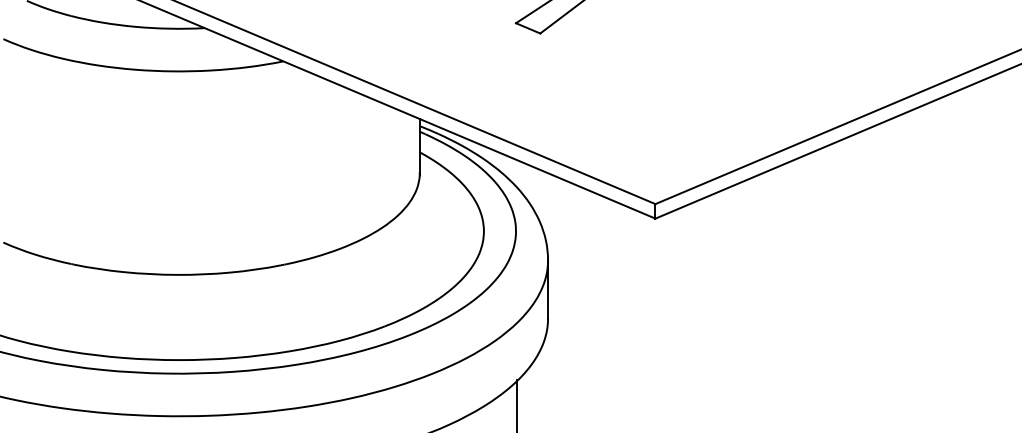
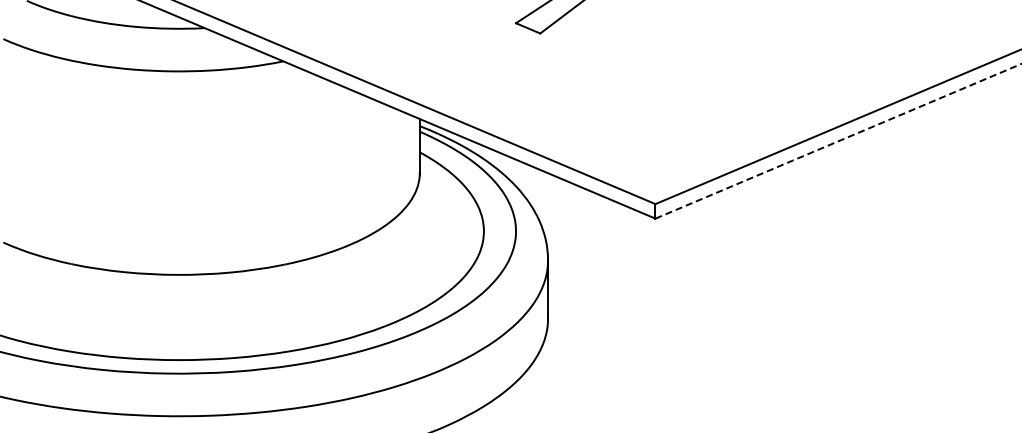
line: solid -> dashed (838, 141)
line: present -> none (517, 404)
